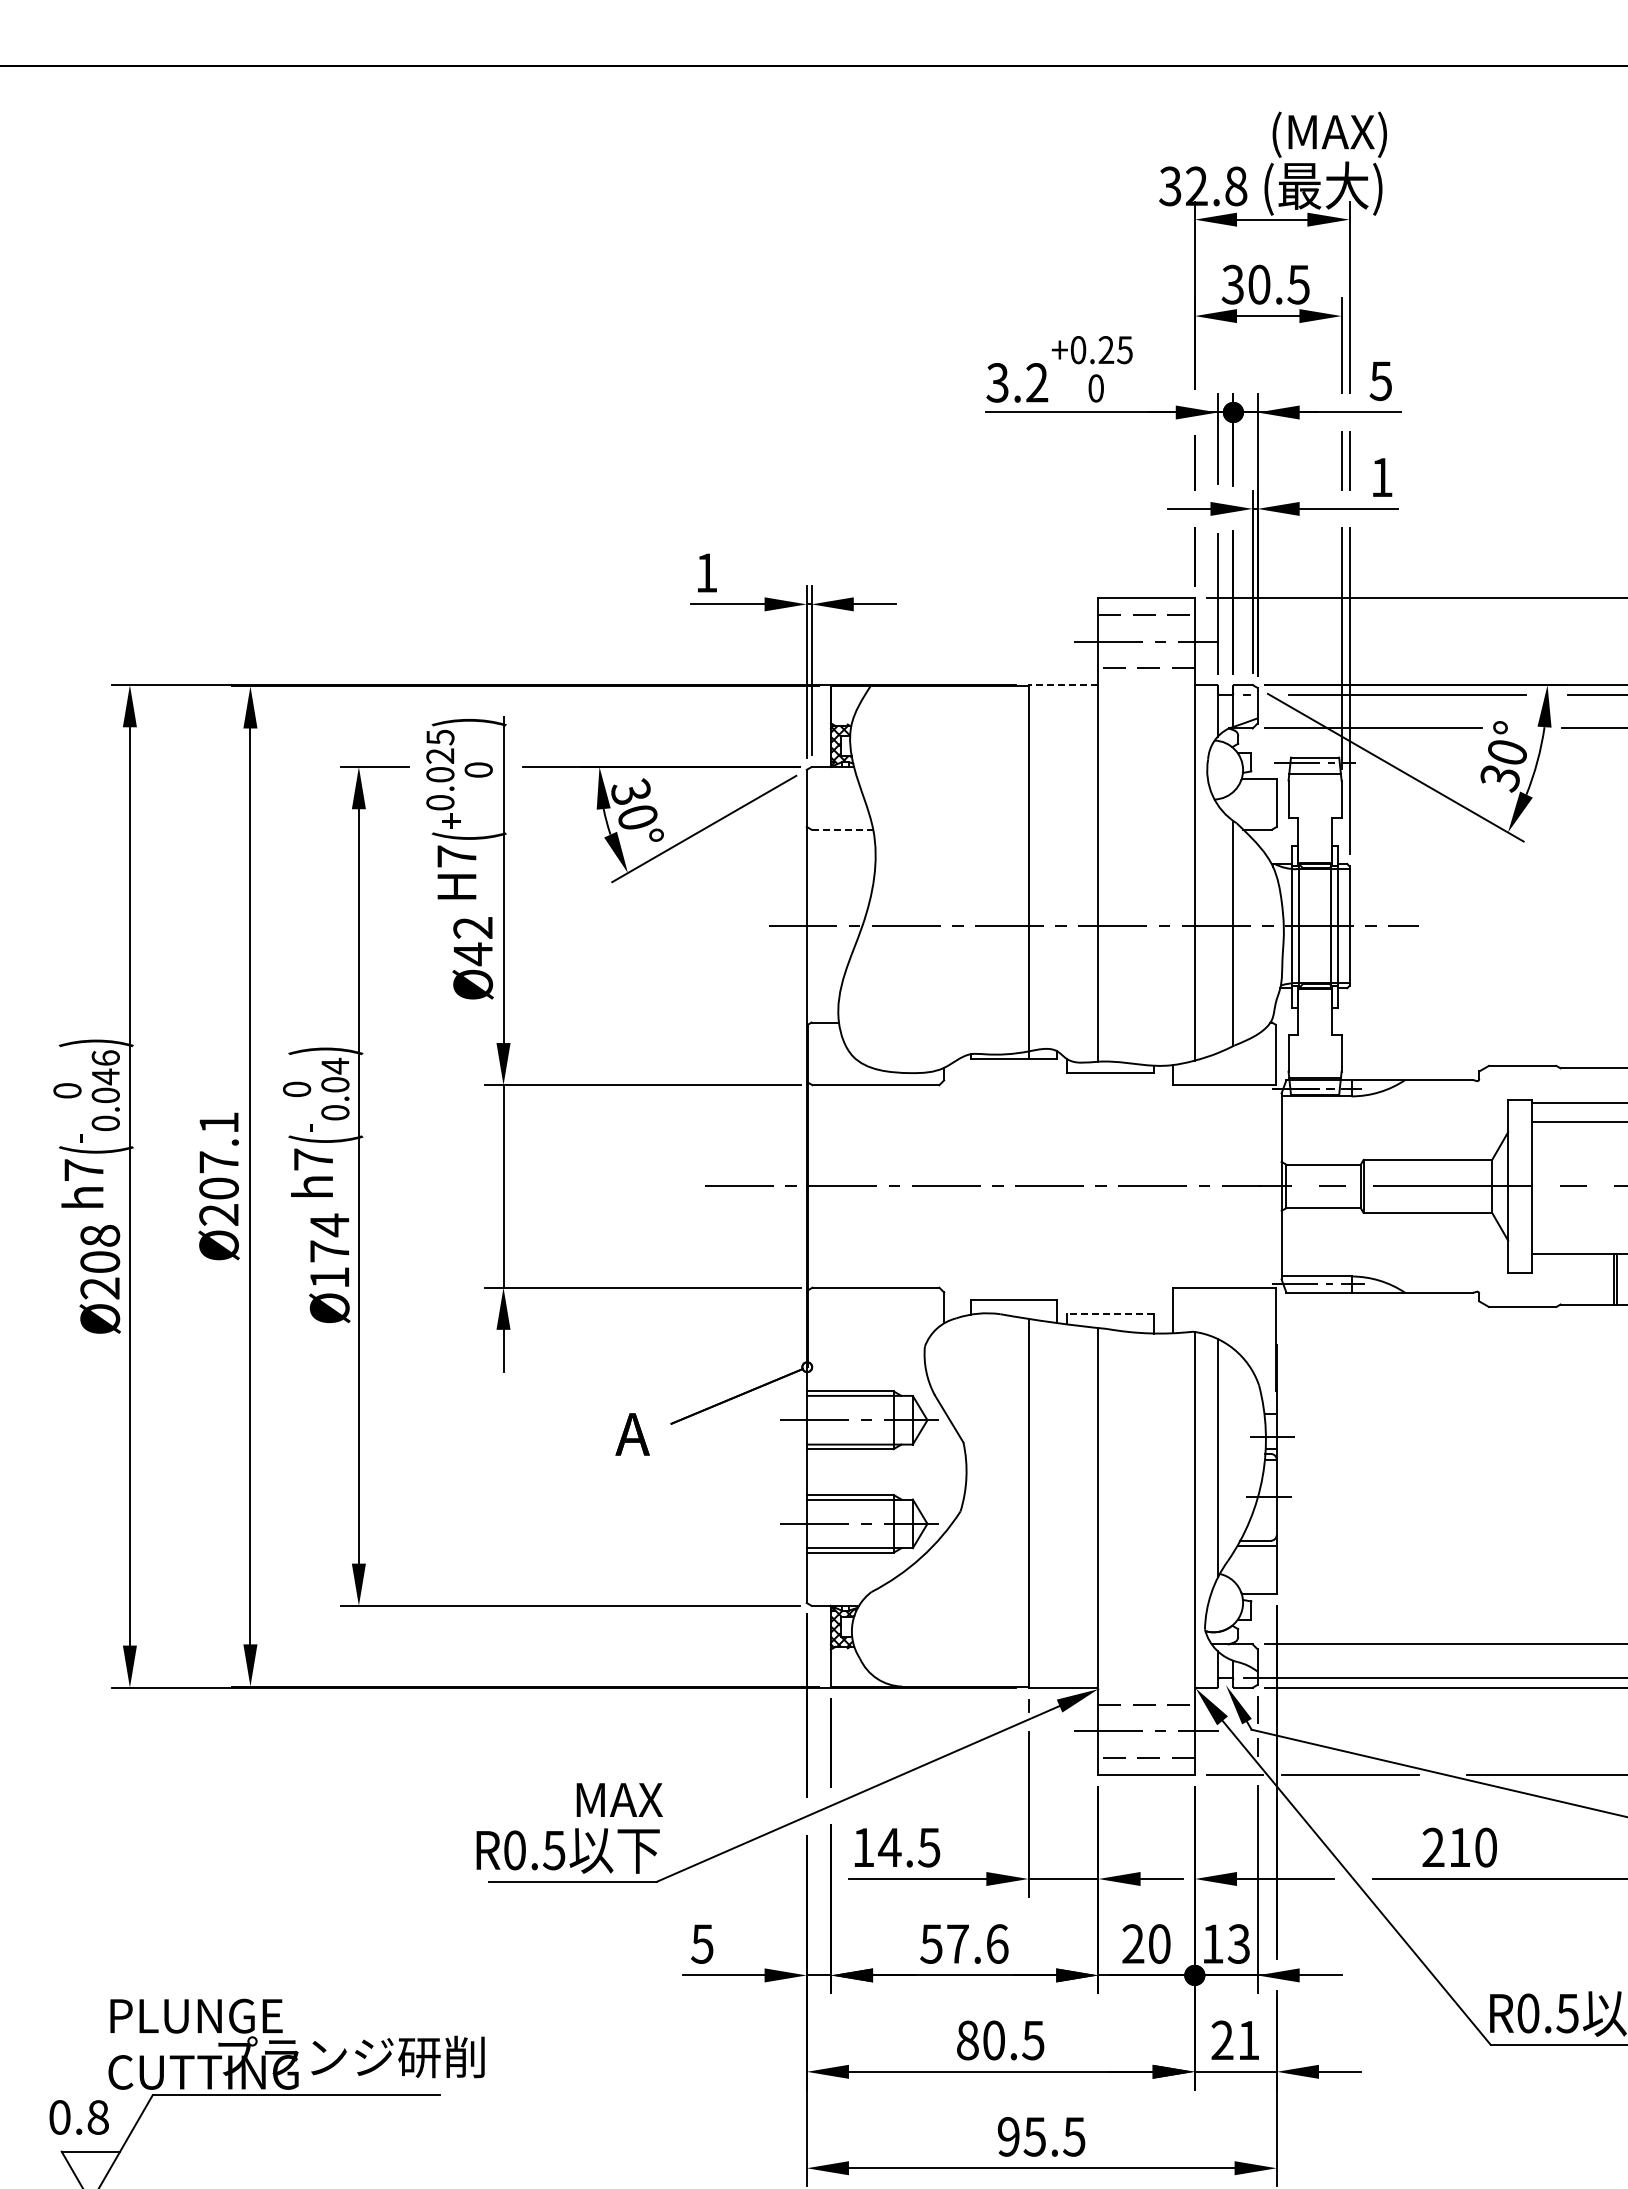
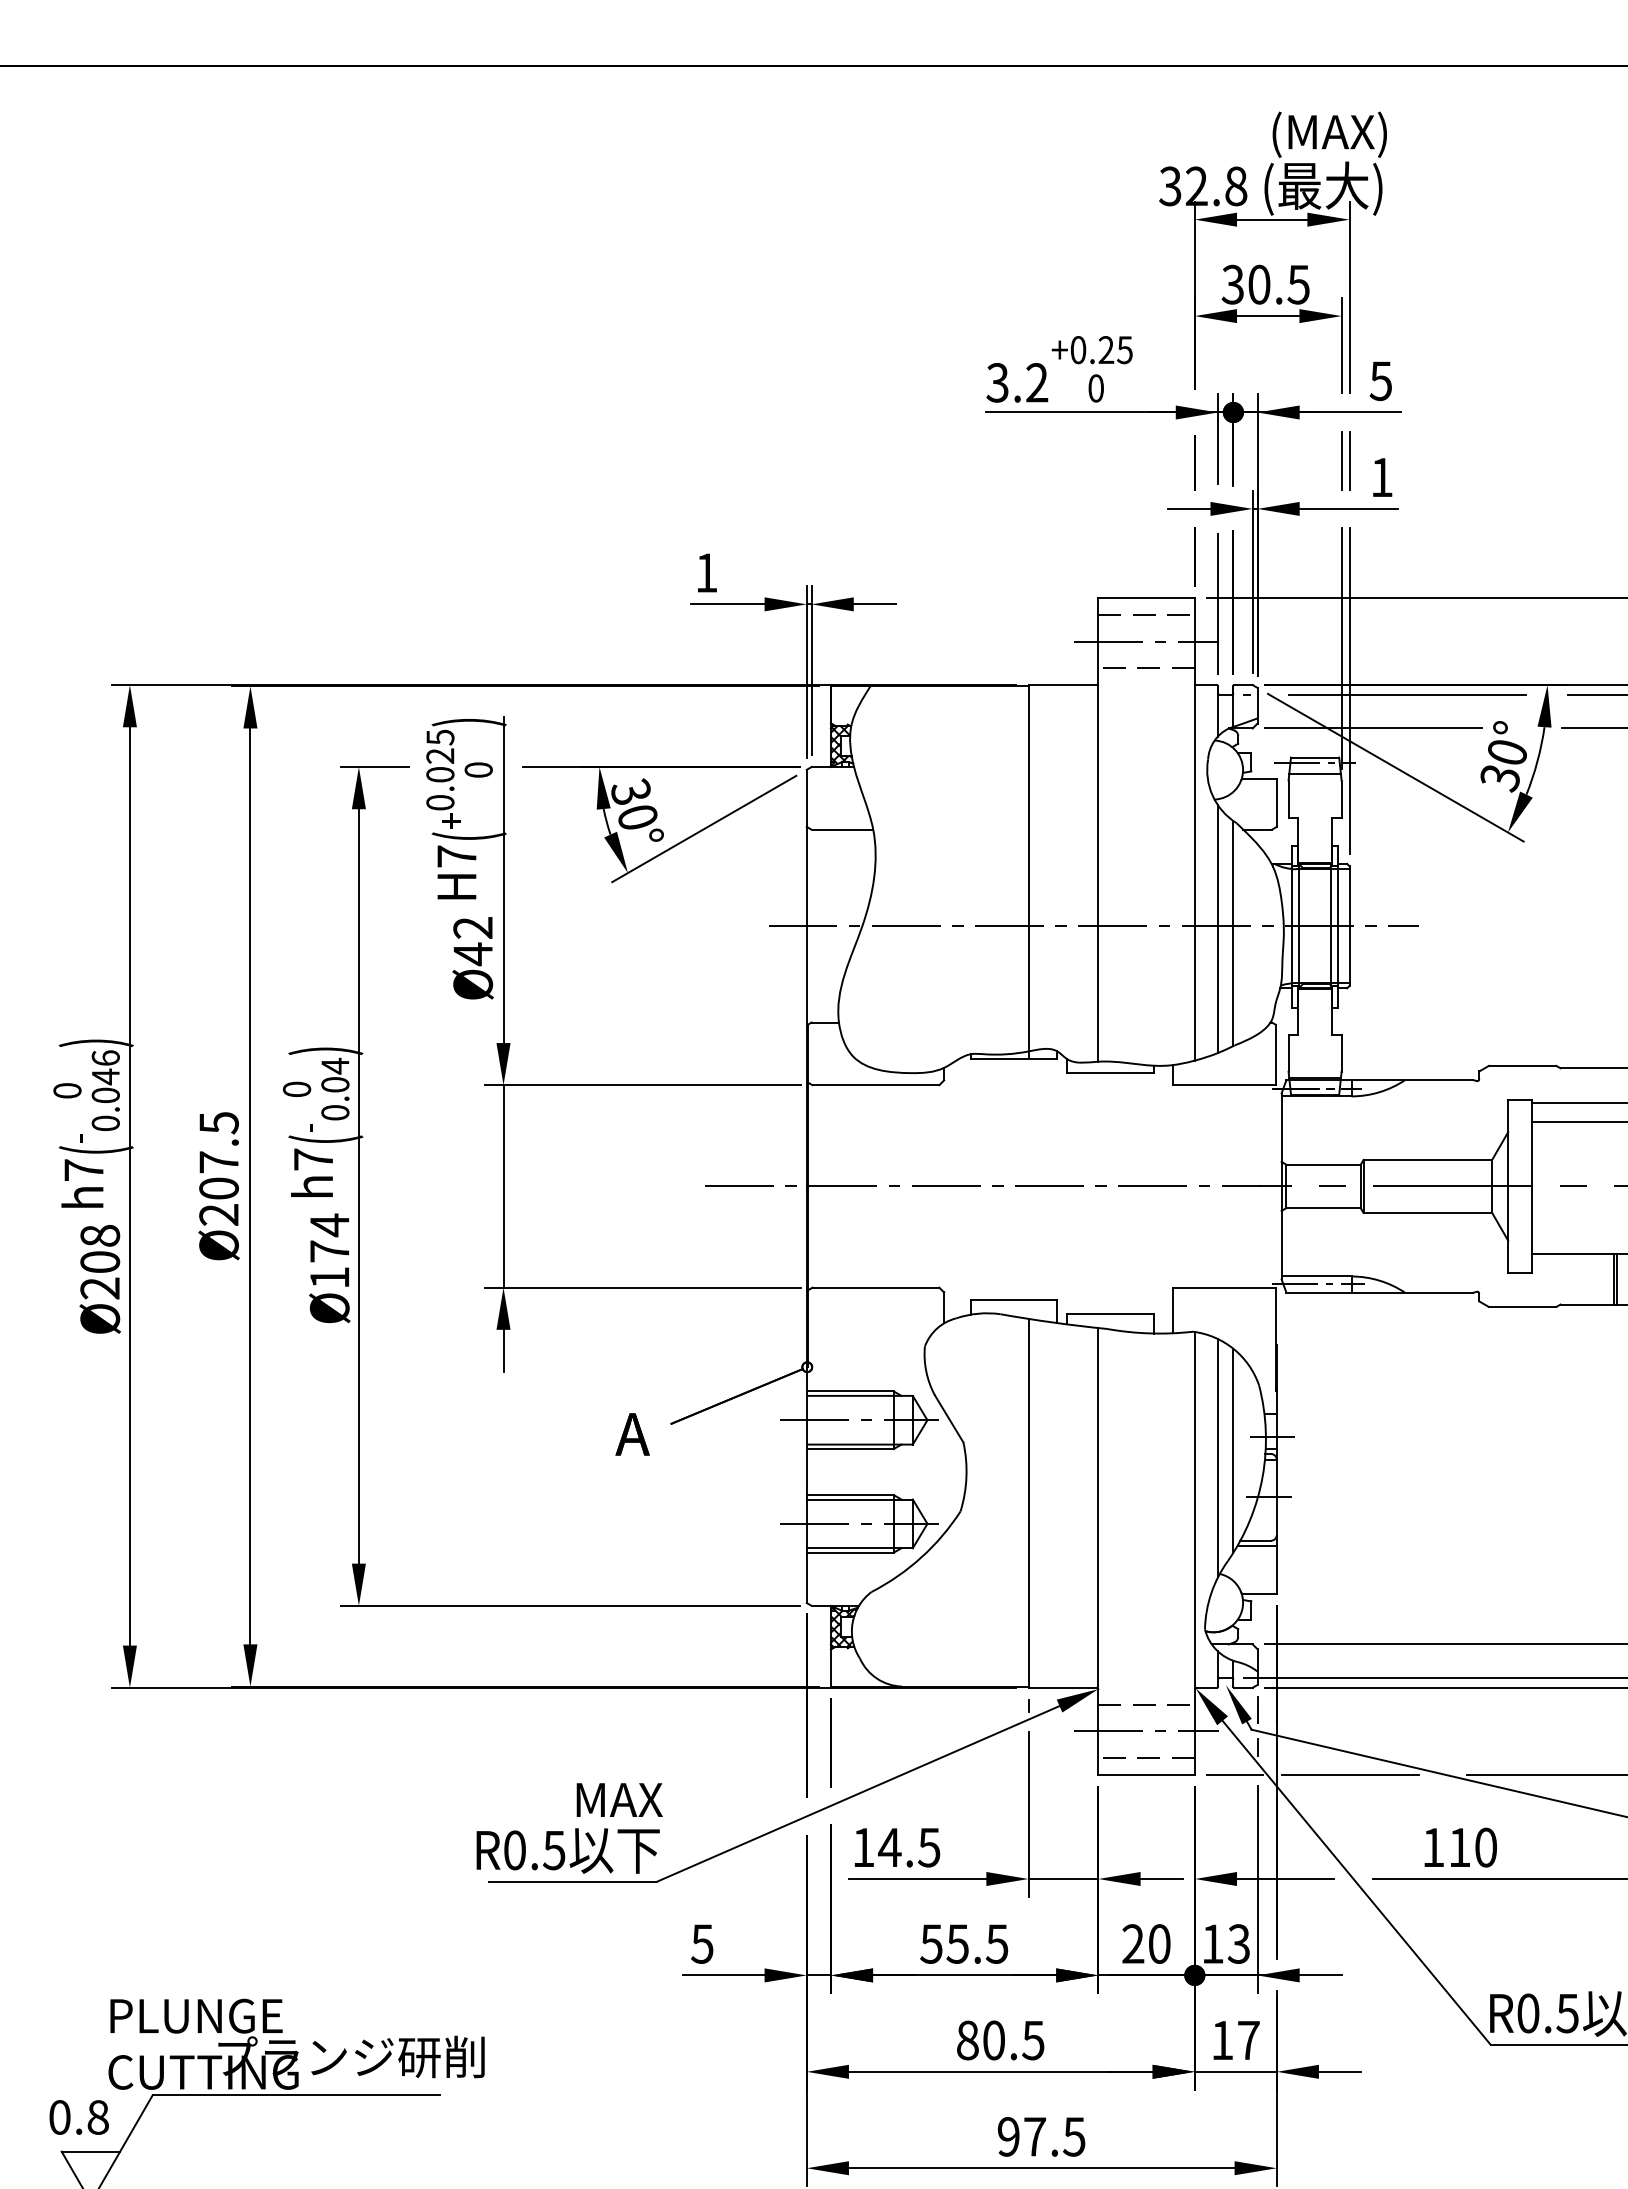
line: dashed -> solid (1063, 685)
line: dashed -> solid (842, 829)
line: none -> present (1217, 929)
text: Ø207.1 -> Ø207.5 (218, 1123)
line: dashed -> solid (1109, 1314)
line: none -> present (1233, 1450)
text: 210 -> 110 (1433, 1846)
text: 57.6 -> 55.5 (977, 1943)
text: 21 -> 17 (1235, 2039)
text: 95.5 -> 97.5 (1034, 2136)
